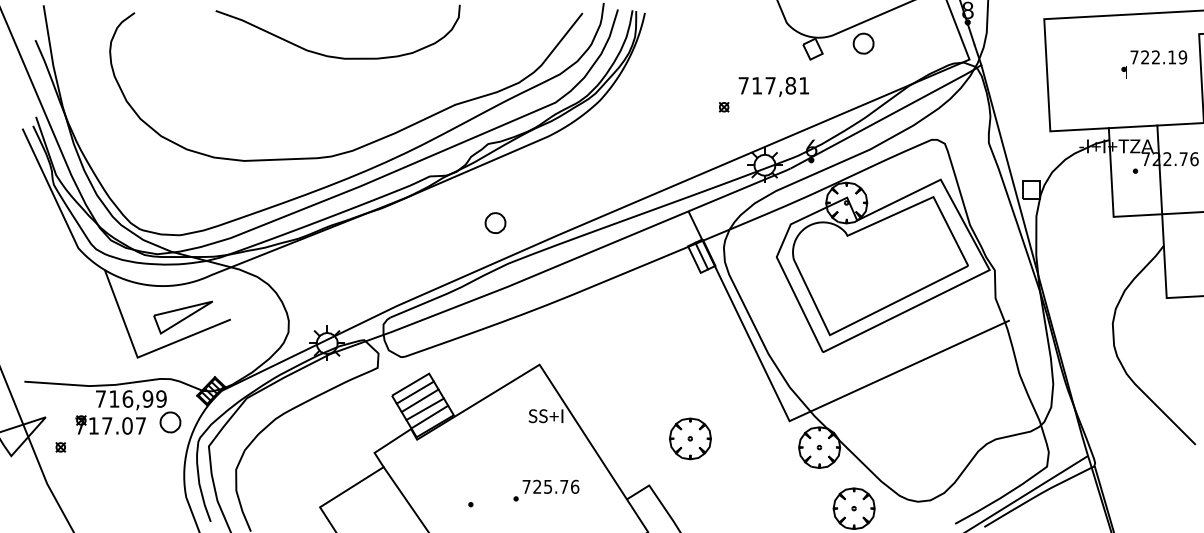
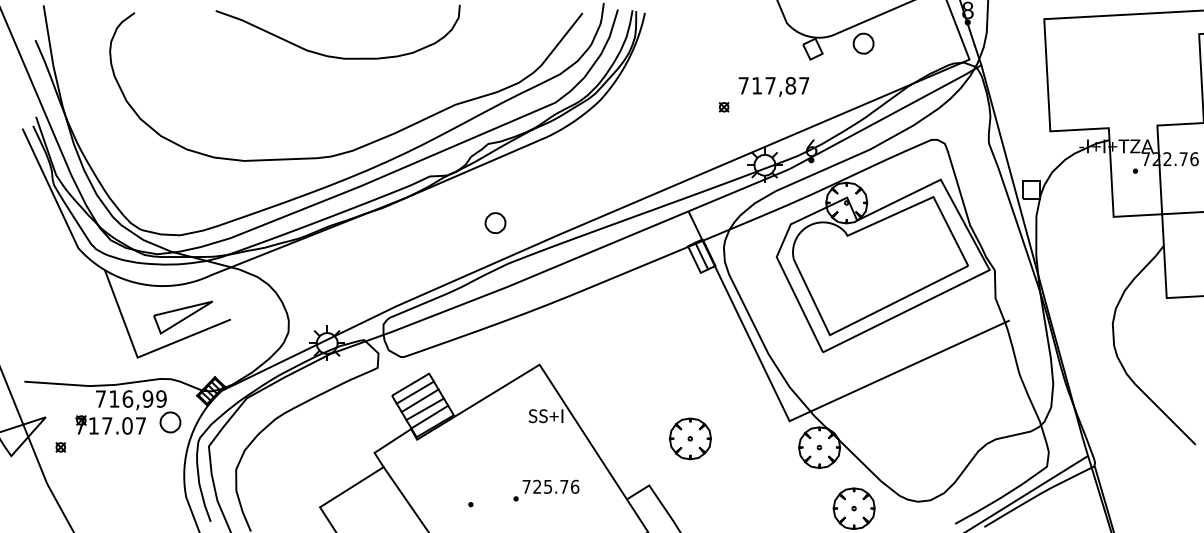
part: present -> none (1154, 64)
text: 717,81 -> 717,87 (804, 85)
line: present -> none (1132, 126)
